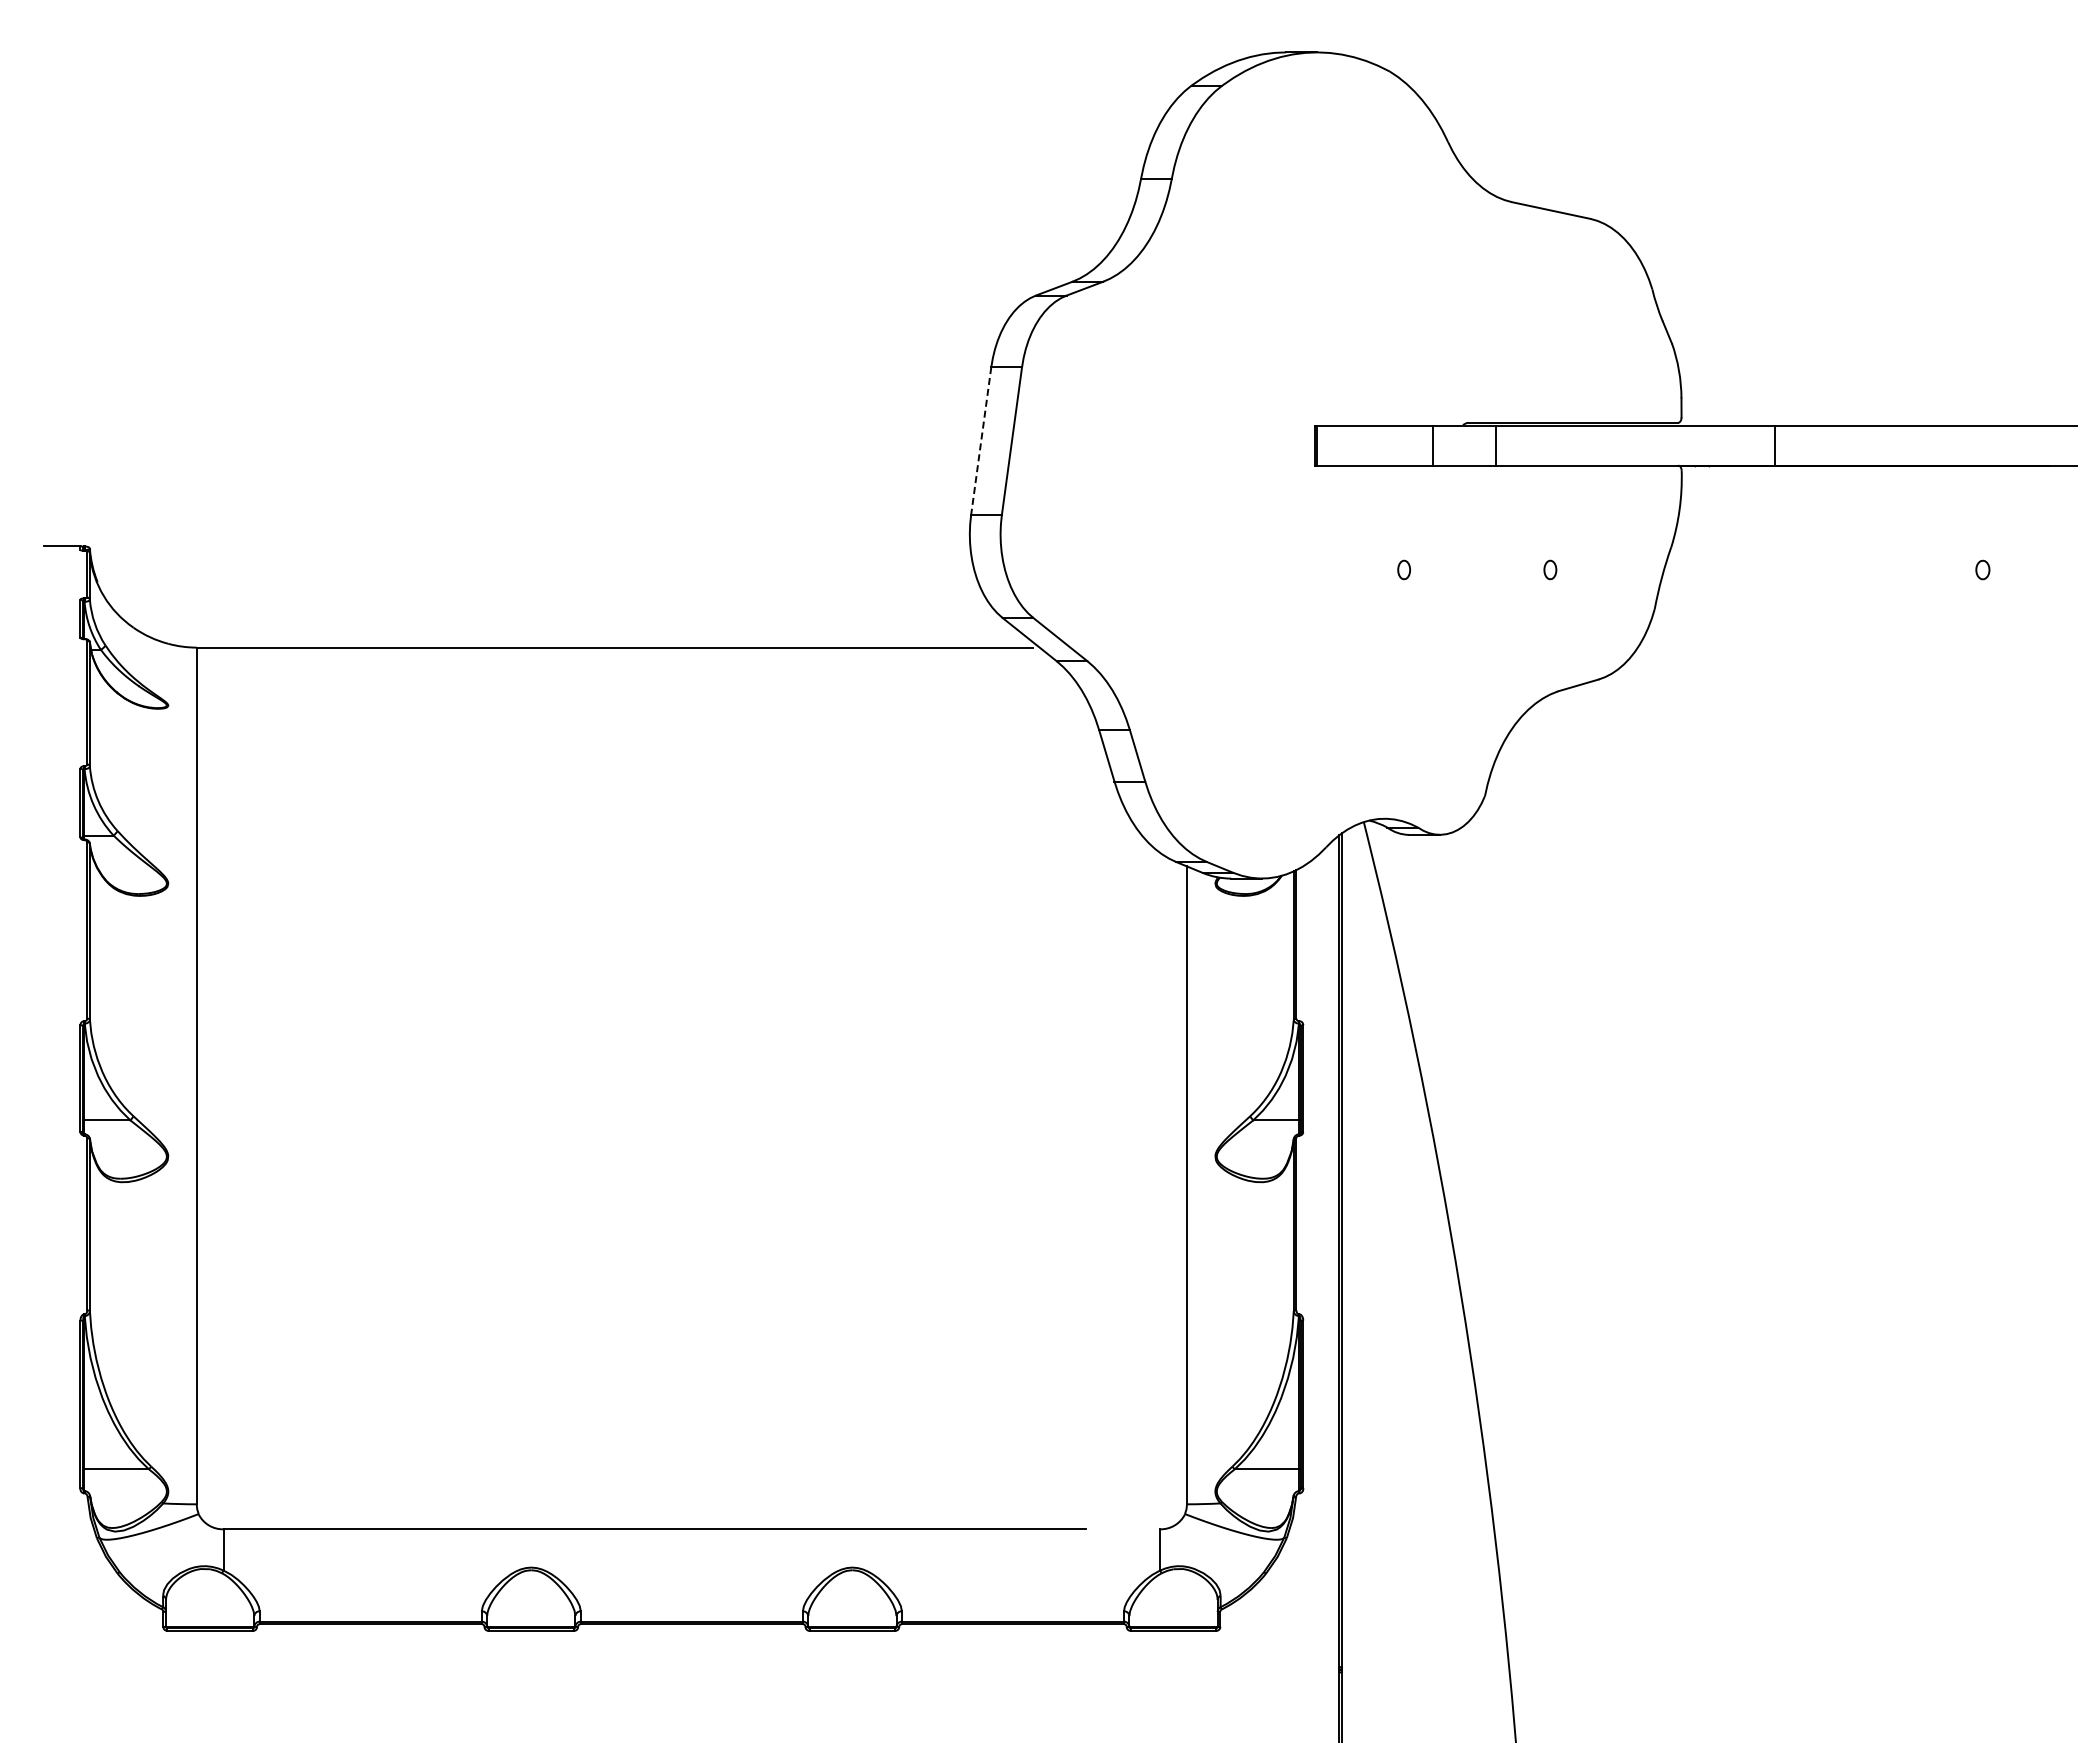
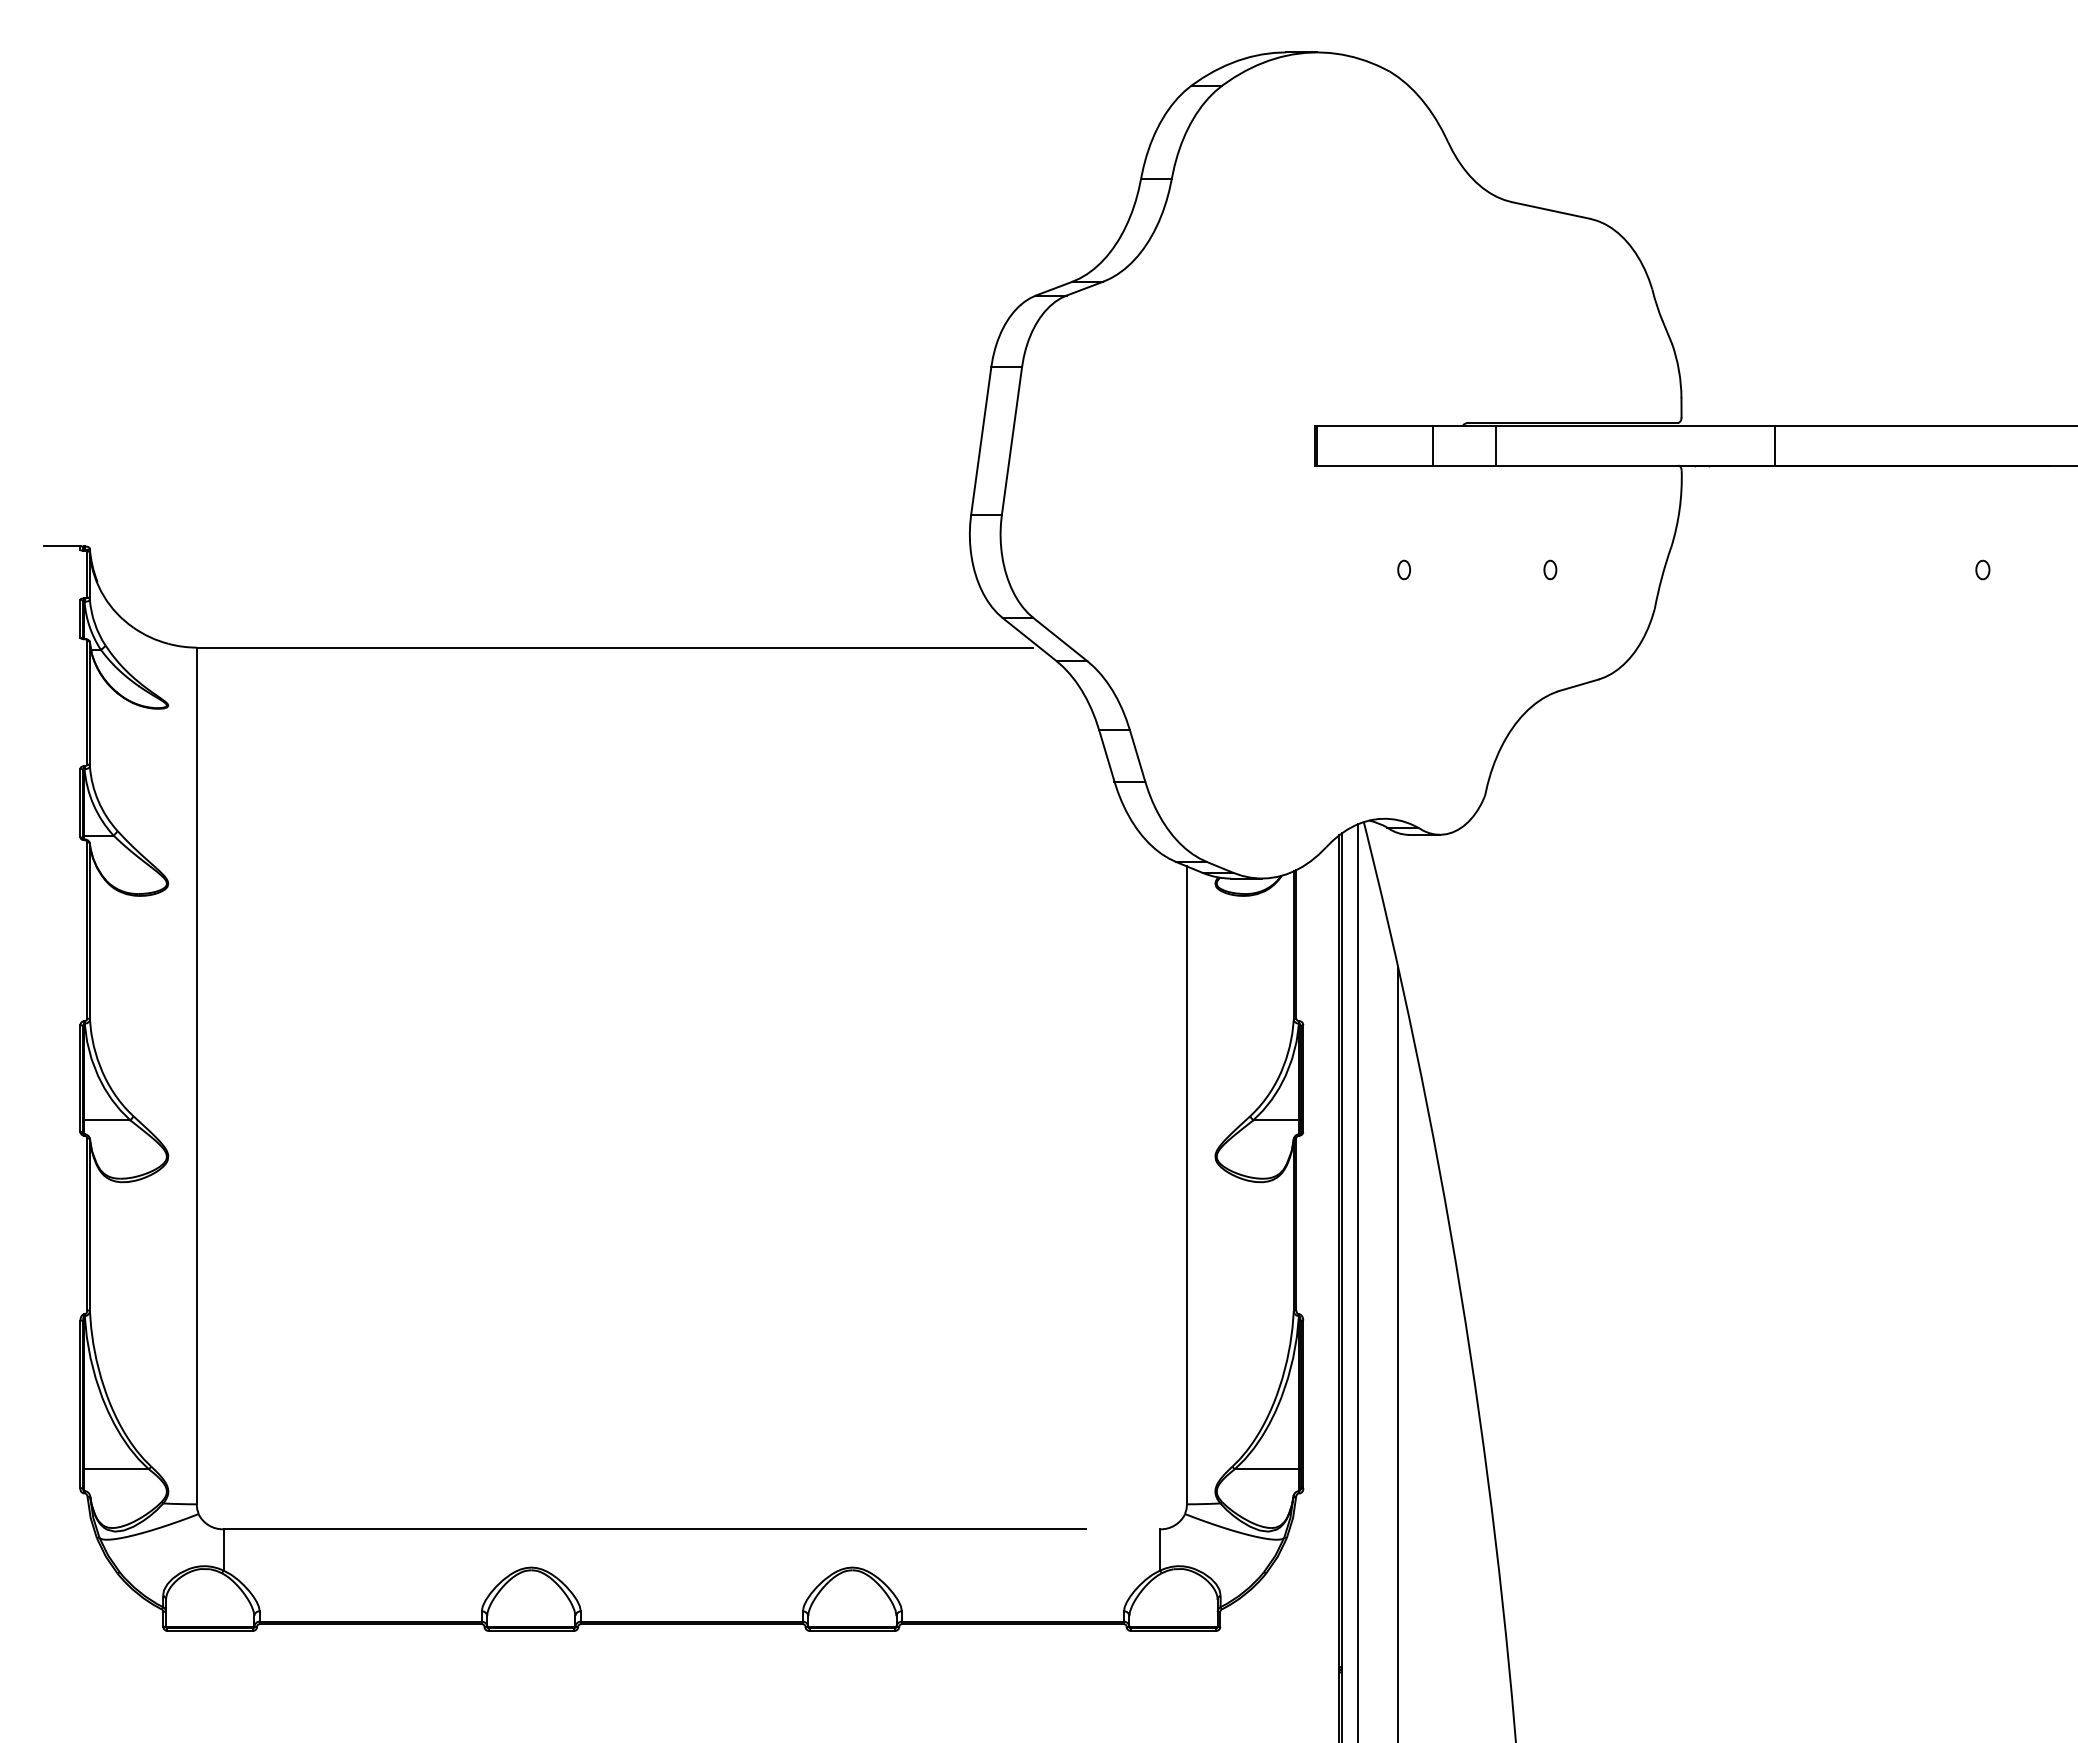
line: dashed -> solid (981, 441)
line: none -> present (1358, 1281)
line: none -> present (1398, 1353)
